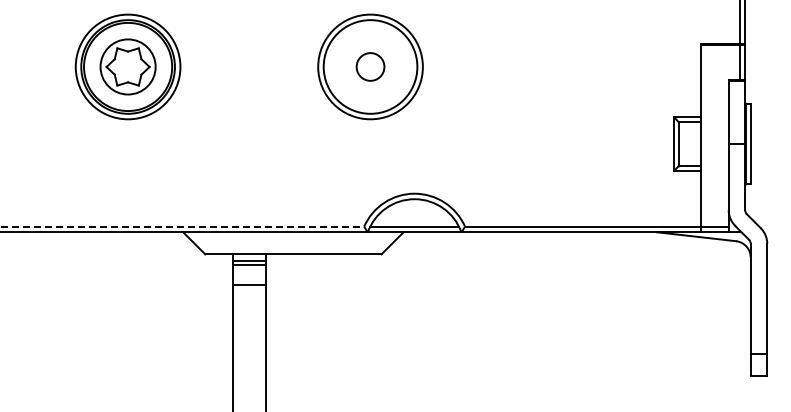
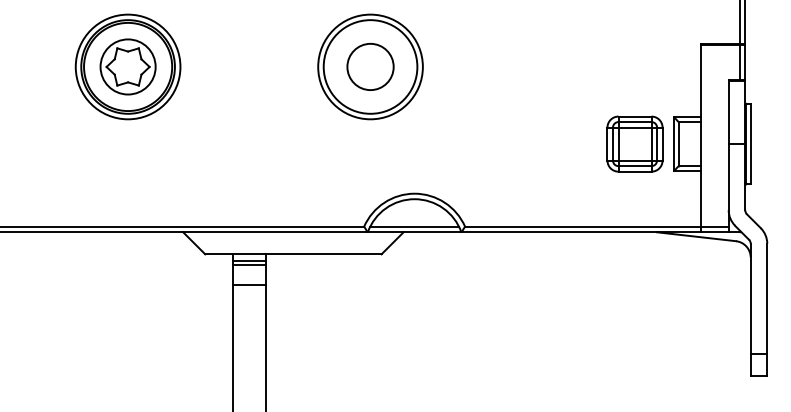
circle diameter: 28 px -> 46 px (370, 66)
part: none -> present (634, 143)
line: dashed -> solid (182, 226)
